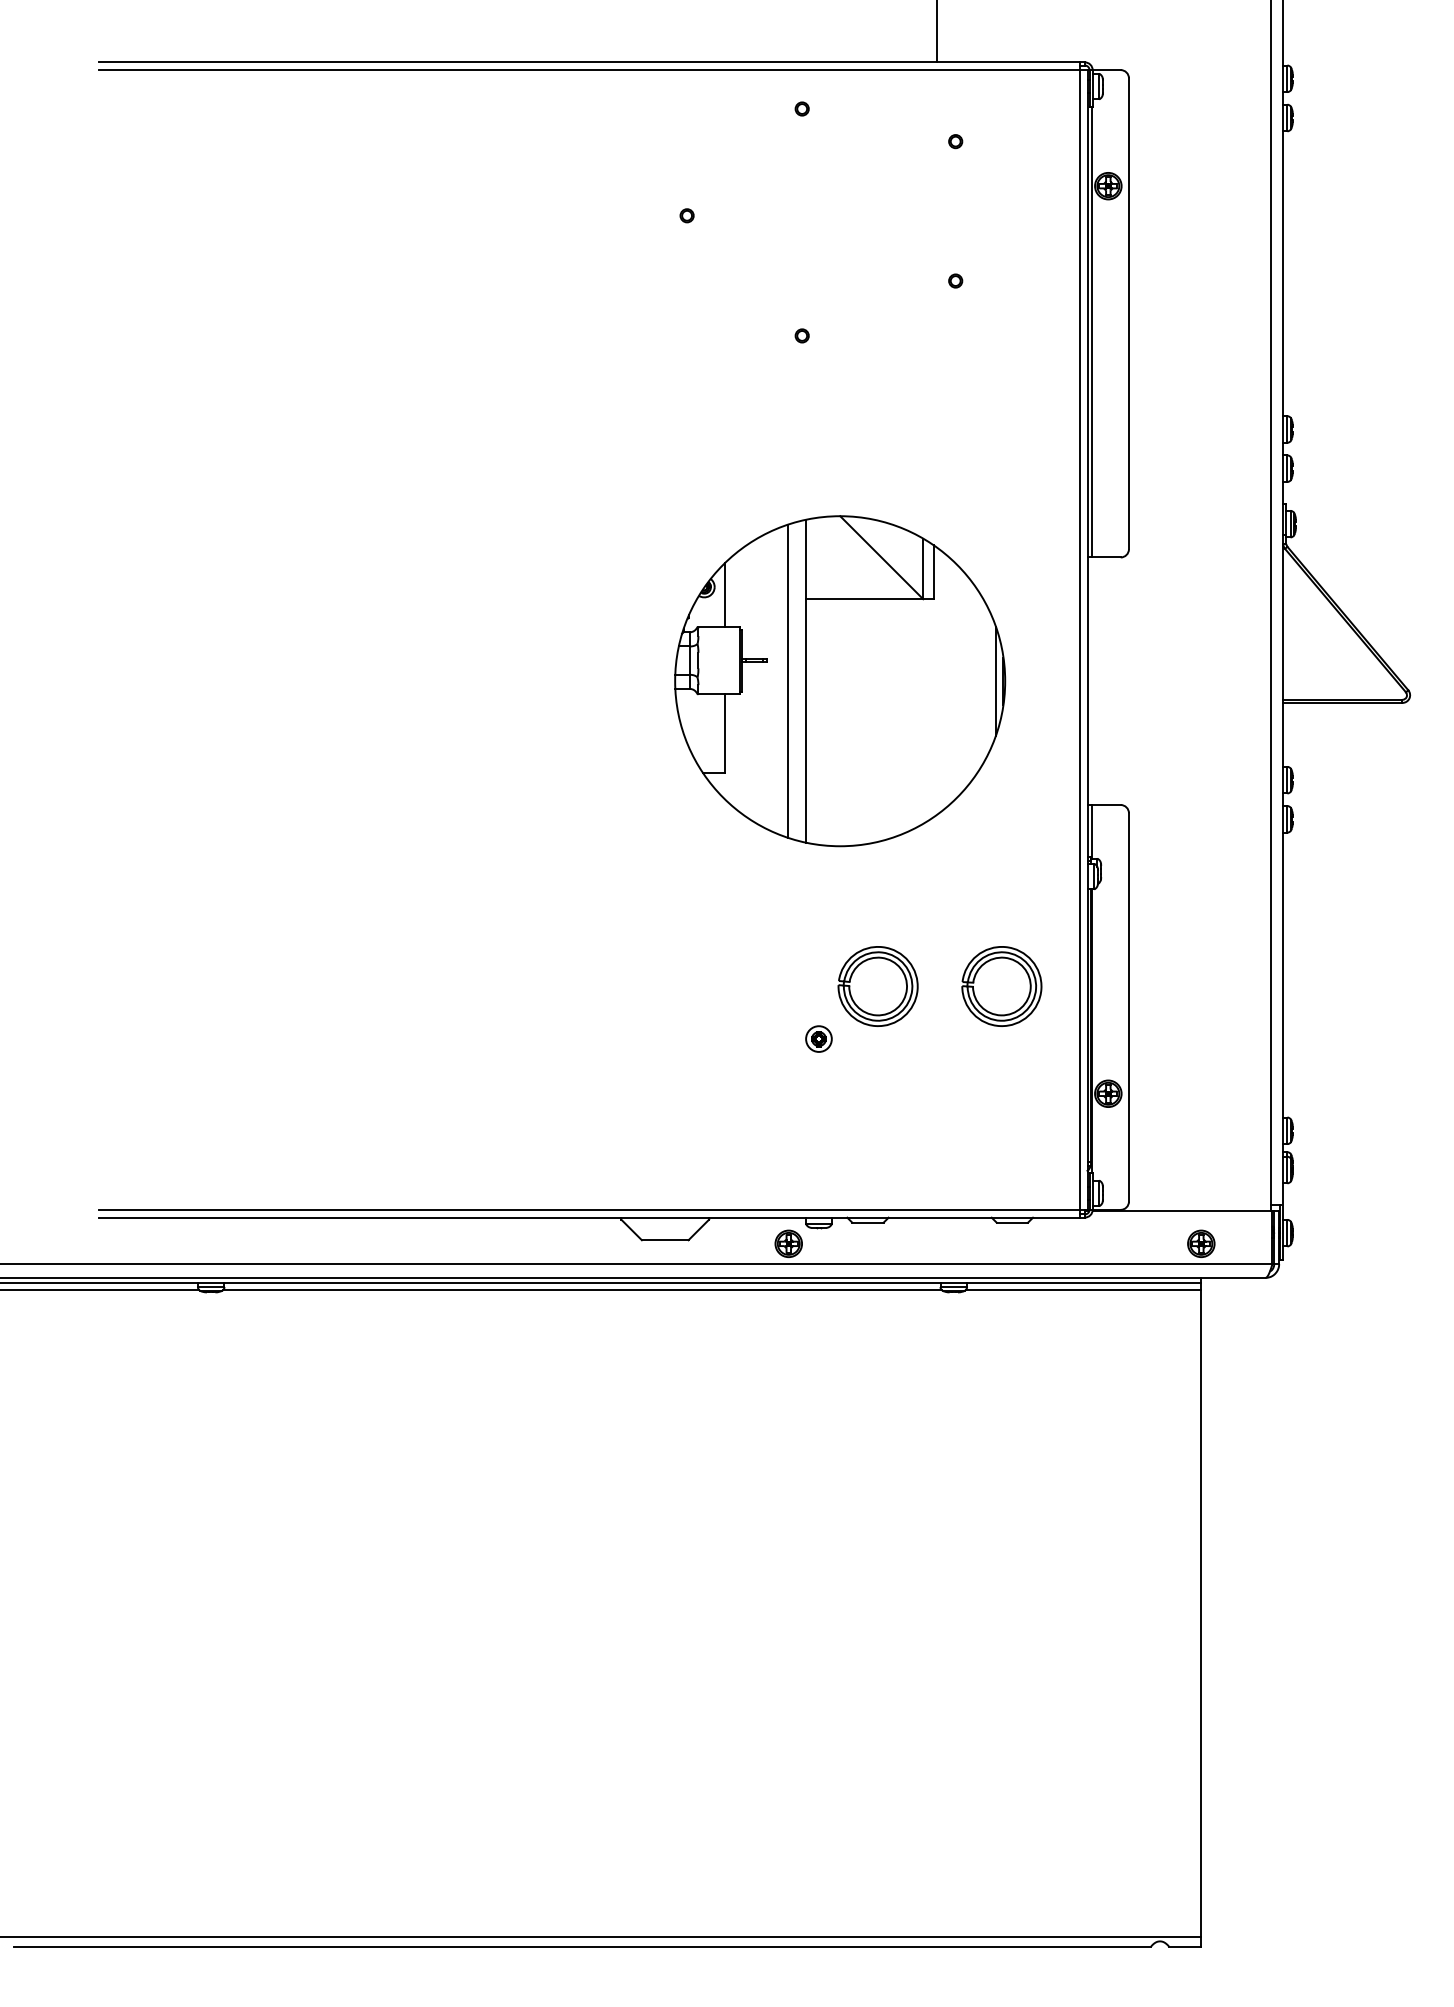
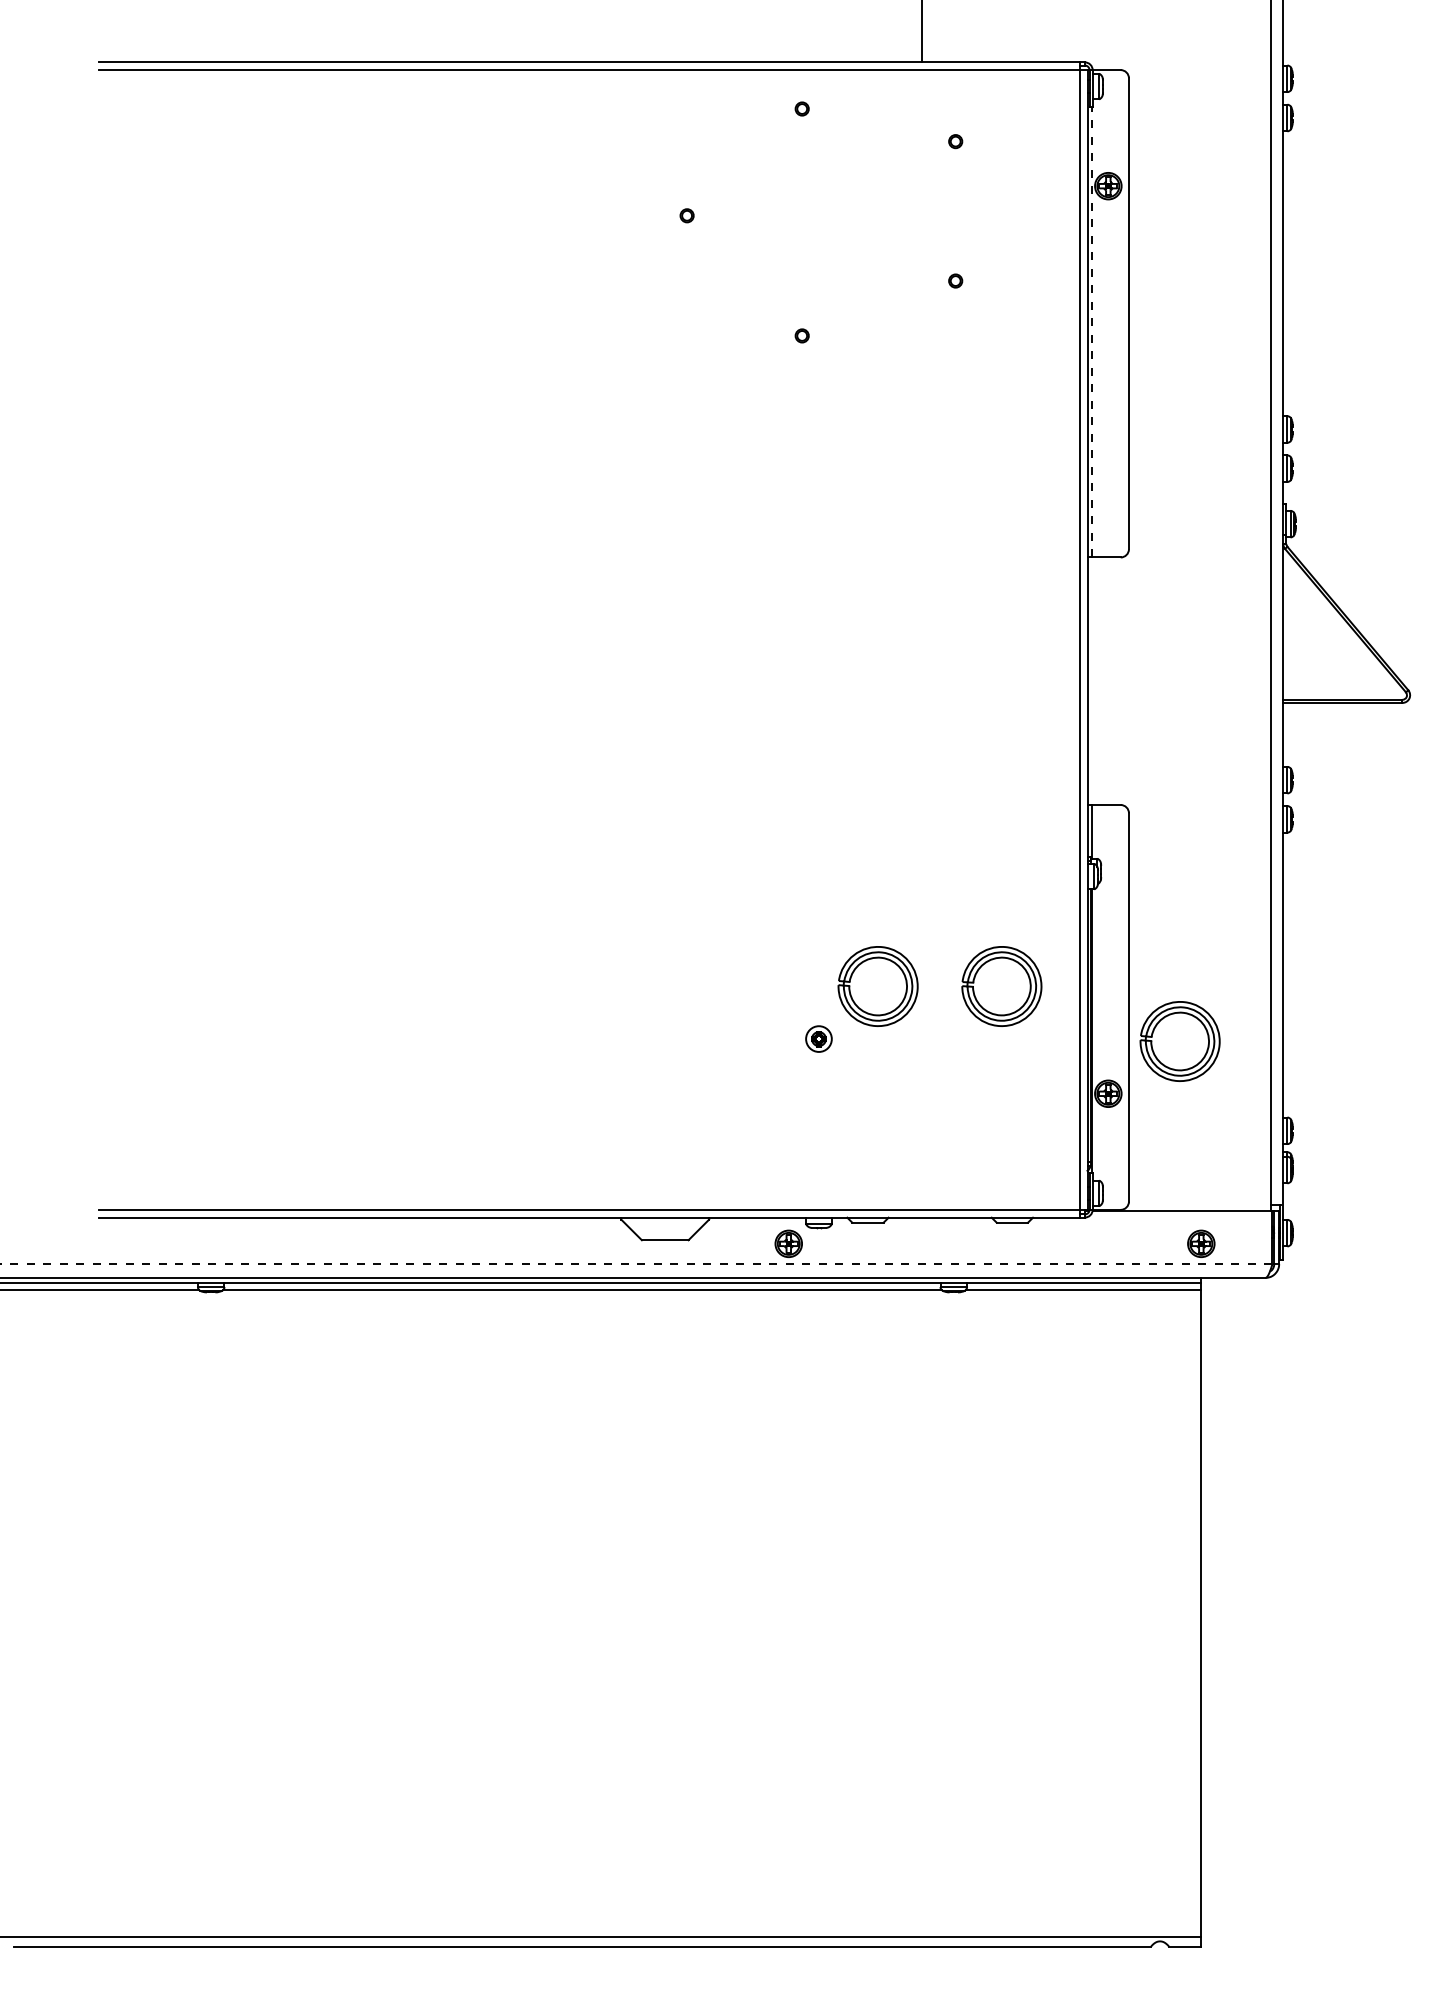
line position: (936, 32) -> (921, 32) (921, 32)
line: solid -> dashed (1092, 331)
part: present -> none (840, 681)
part: none -> present (1179, 1041)
line: solid -> dashed (636, 1264)
